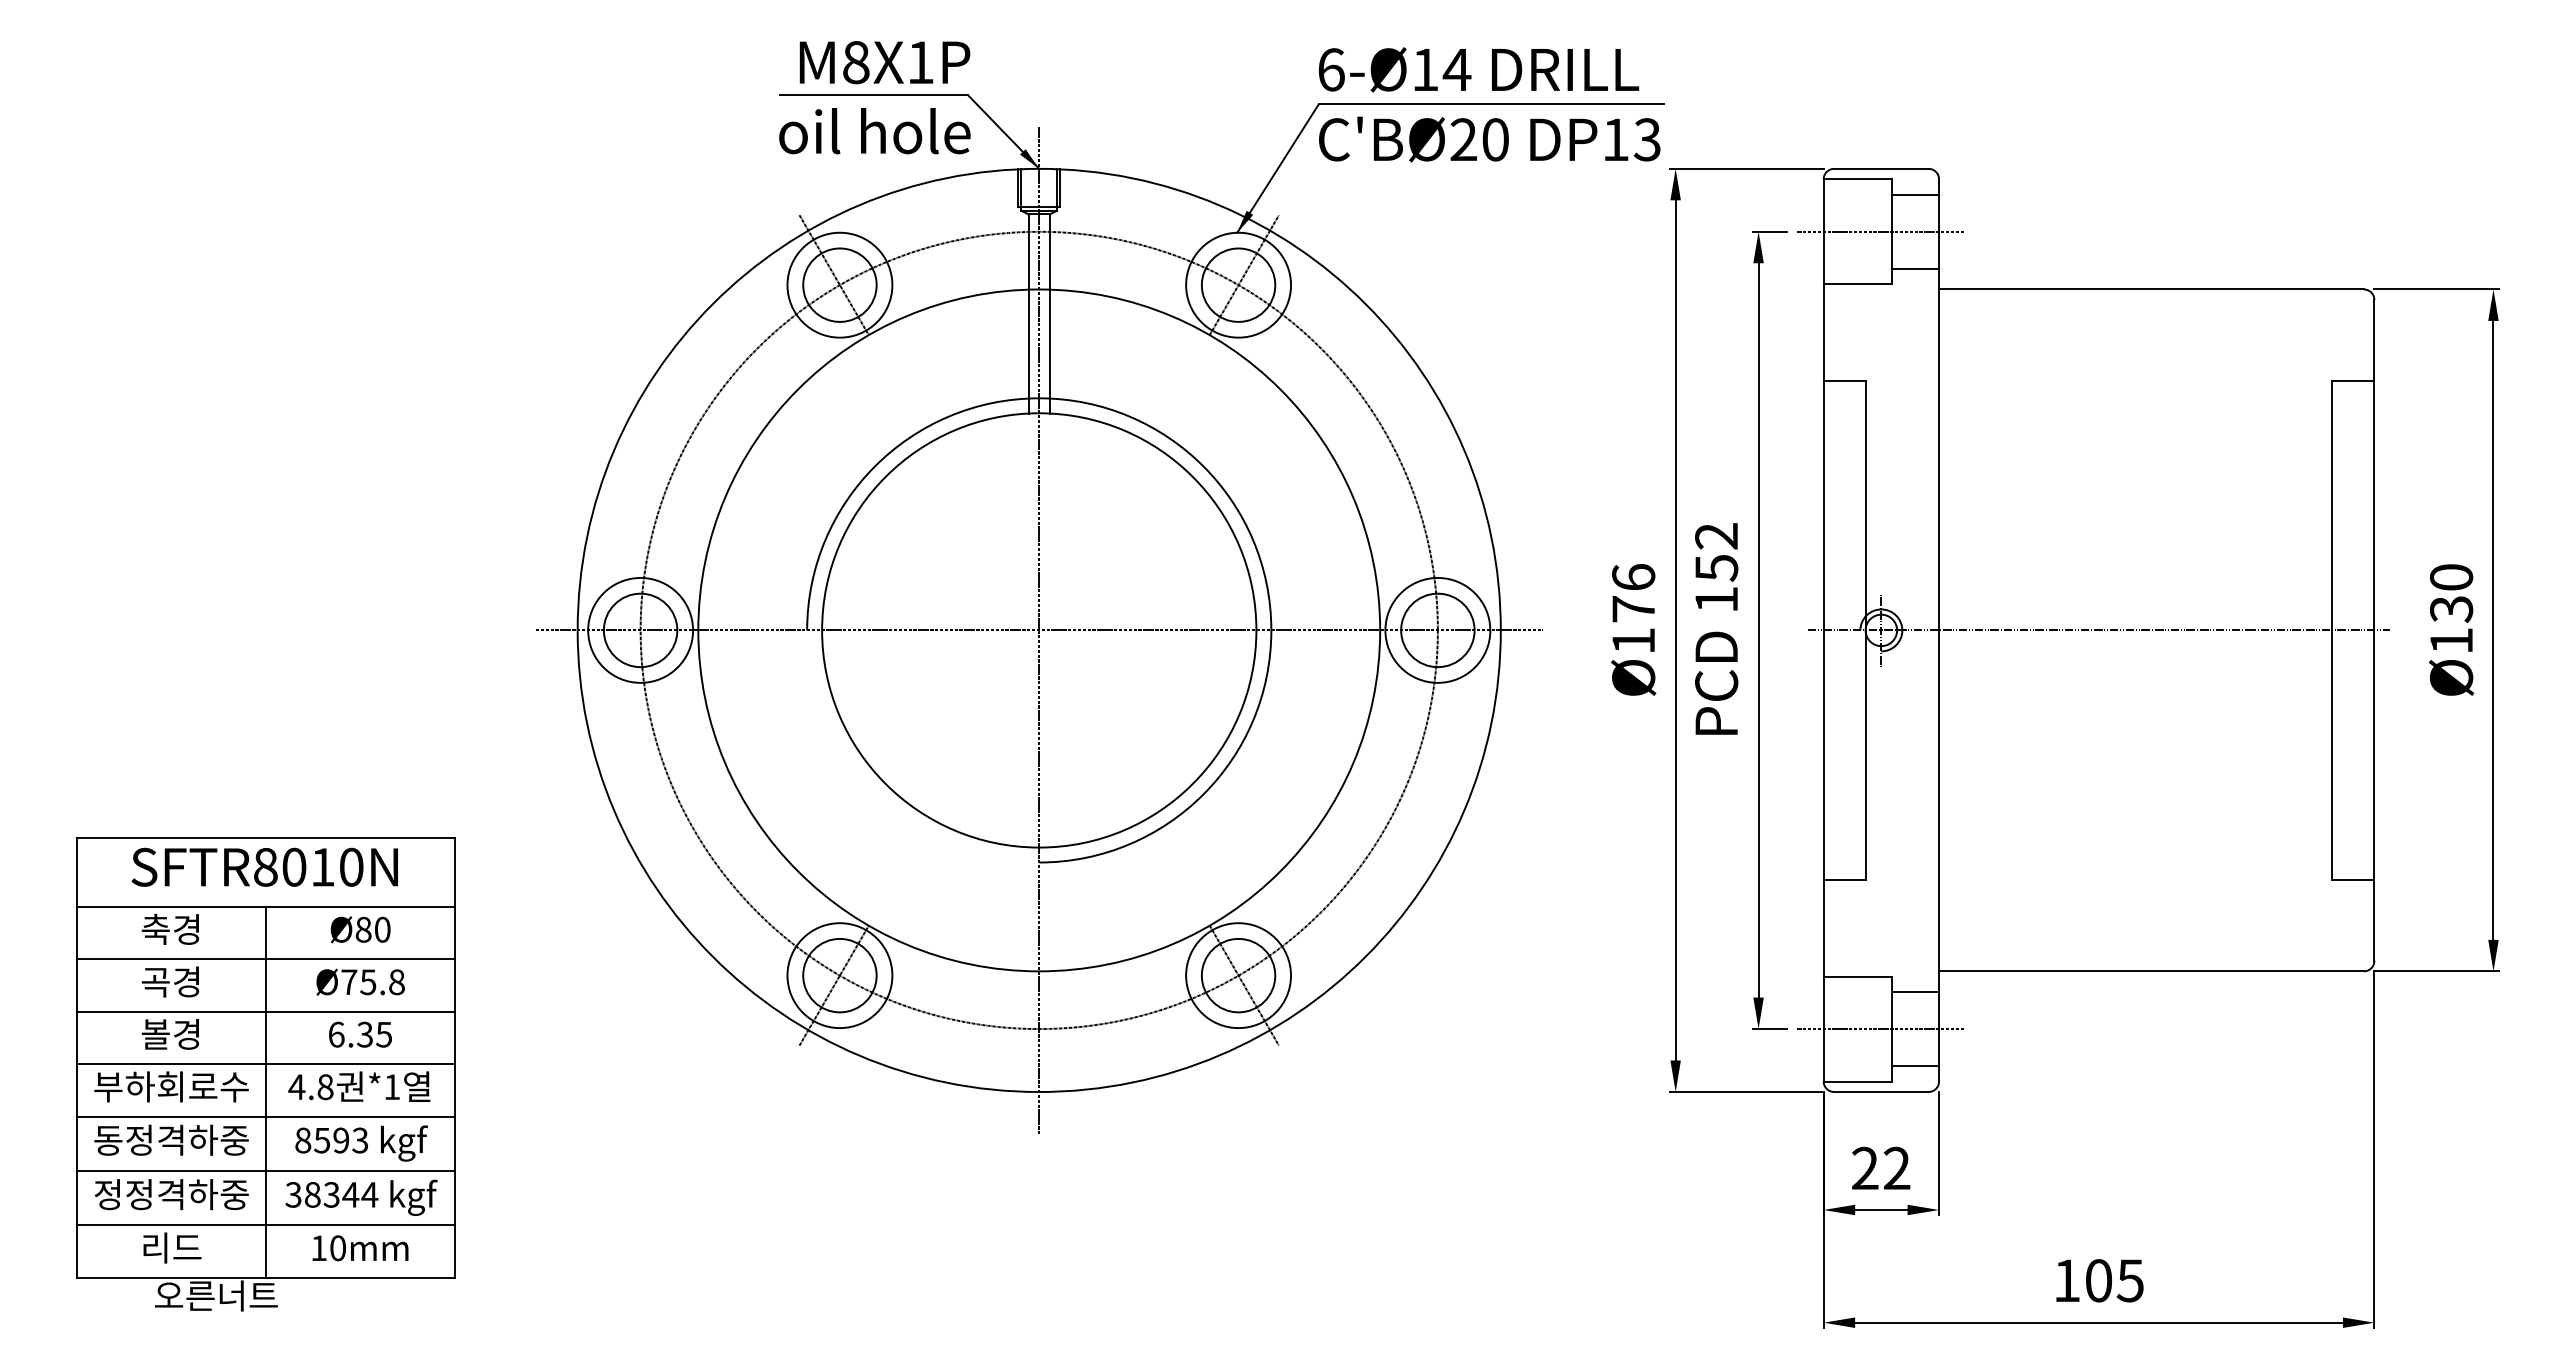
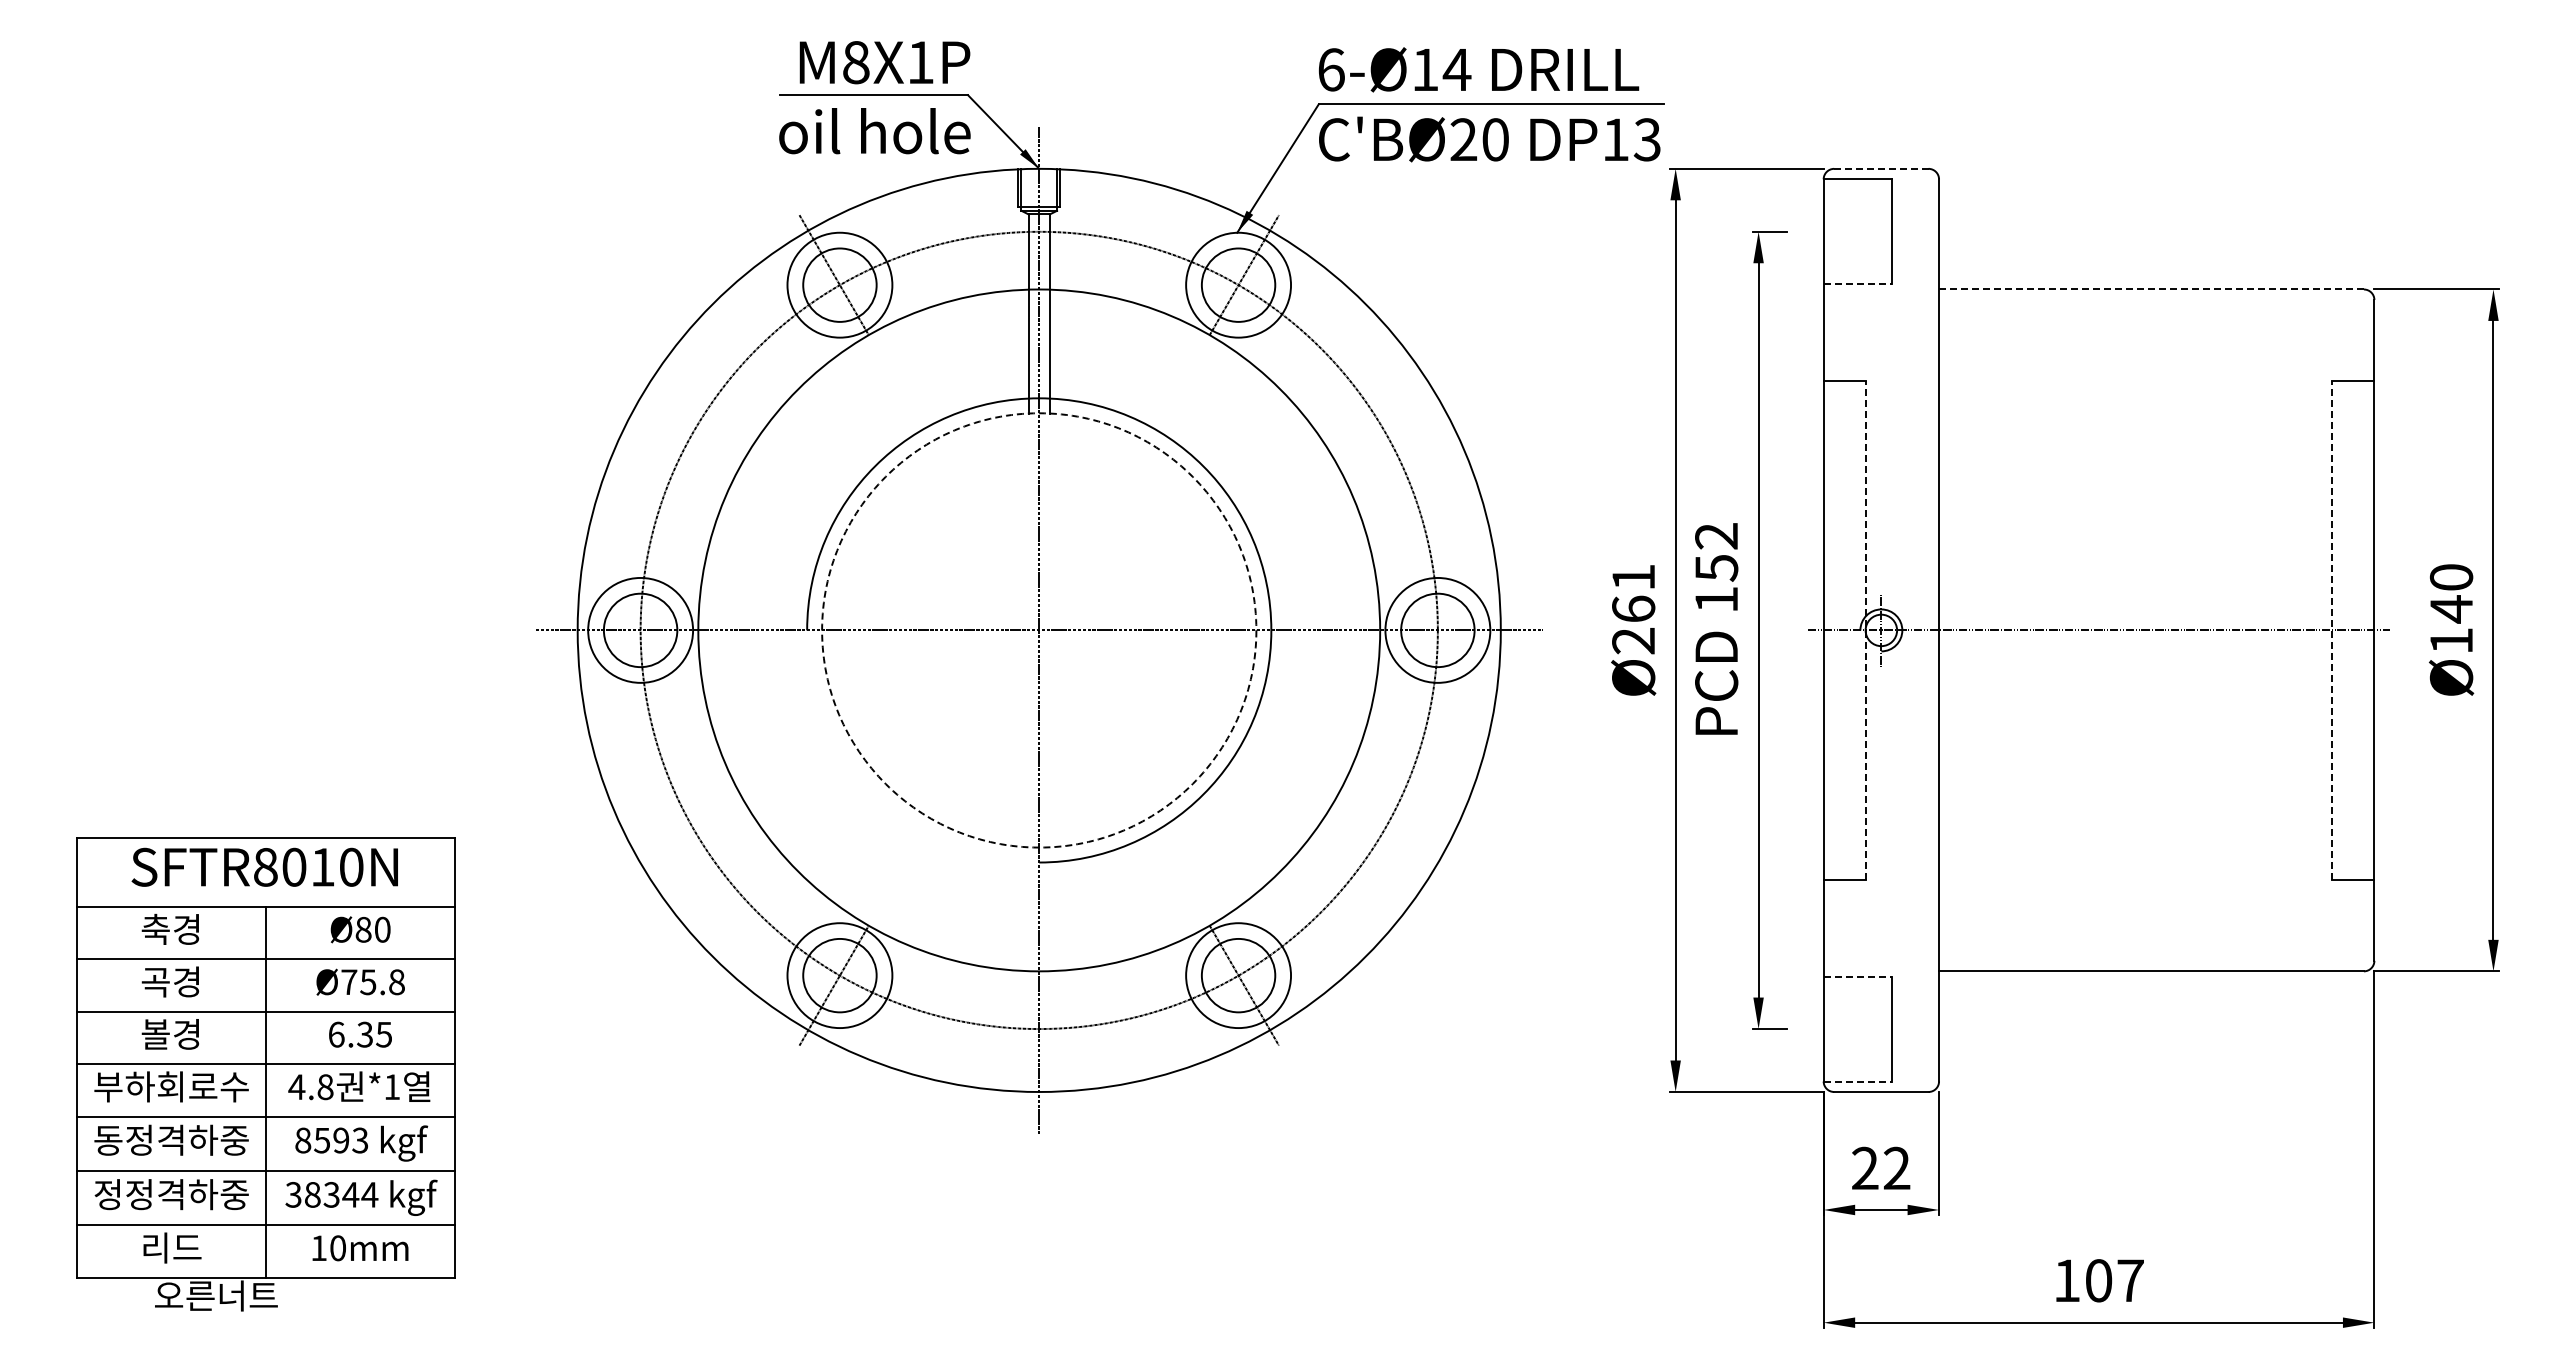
line: solid -> dashed (1880, 168)
line: present -> none (1915, 195)
line: present -> none (1881, 231)
line: present -> none (1915, 268)
line: solid -> dashed (1858, 284)
line: solid -> dashed (2150, 289)
text: Ø176 -> Ø261 (1633, 609)
text: Ø130 -> Ø140 (2451, 609)
line: solid -> dashed (1865, 629)
line: solid -> dashed (2332, 629)
circle: solid -> dashed (1039, 630)
line: solid -> dashed (1858, 976)
line: present -> none (1915, 992)
line: present -> none (1881, 1029)
line: present -> none (1915, 1065)
line: solid -> dashed (1858, 1081)
text: 105 -> 107 (2129, 1280)
